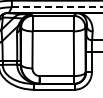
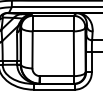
line: dashed -> solid (57, 7)
